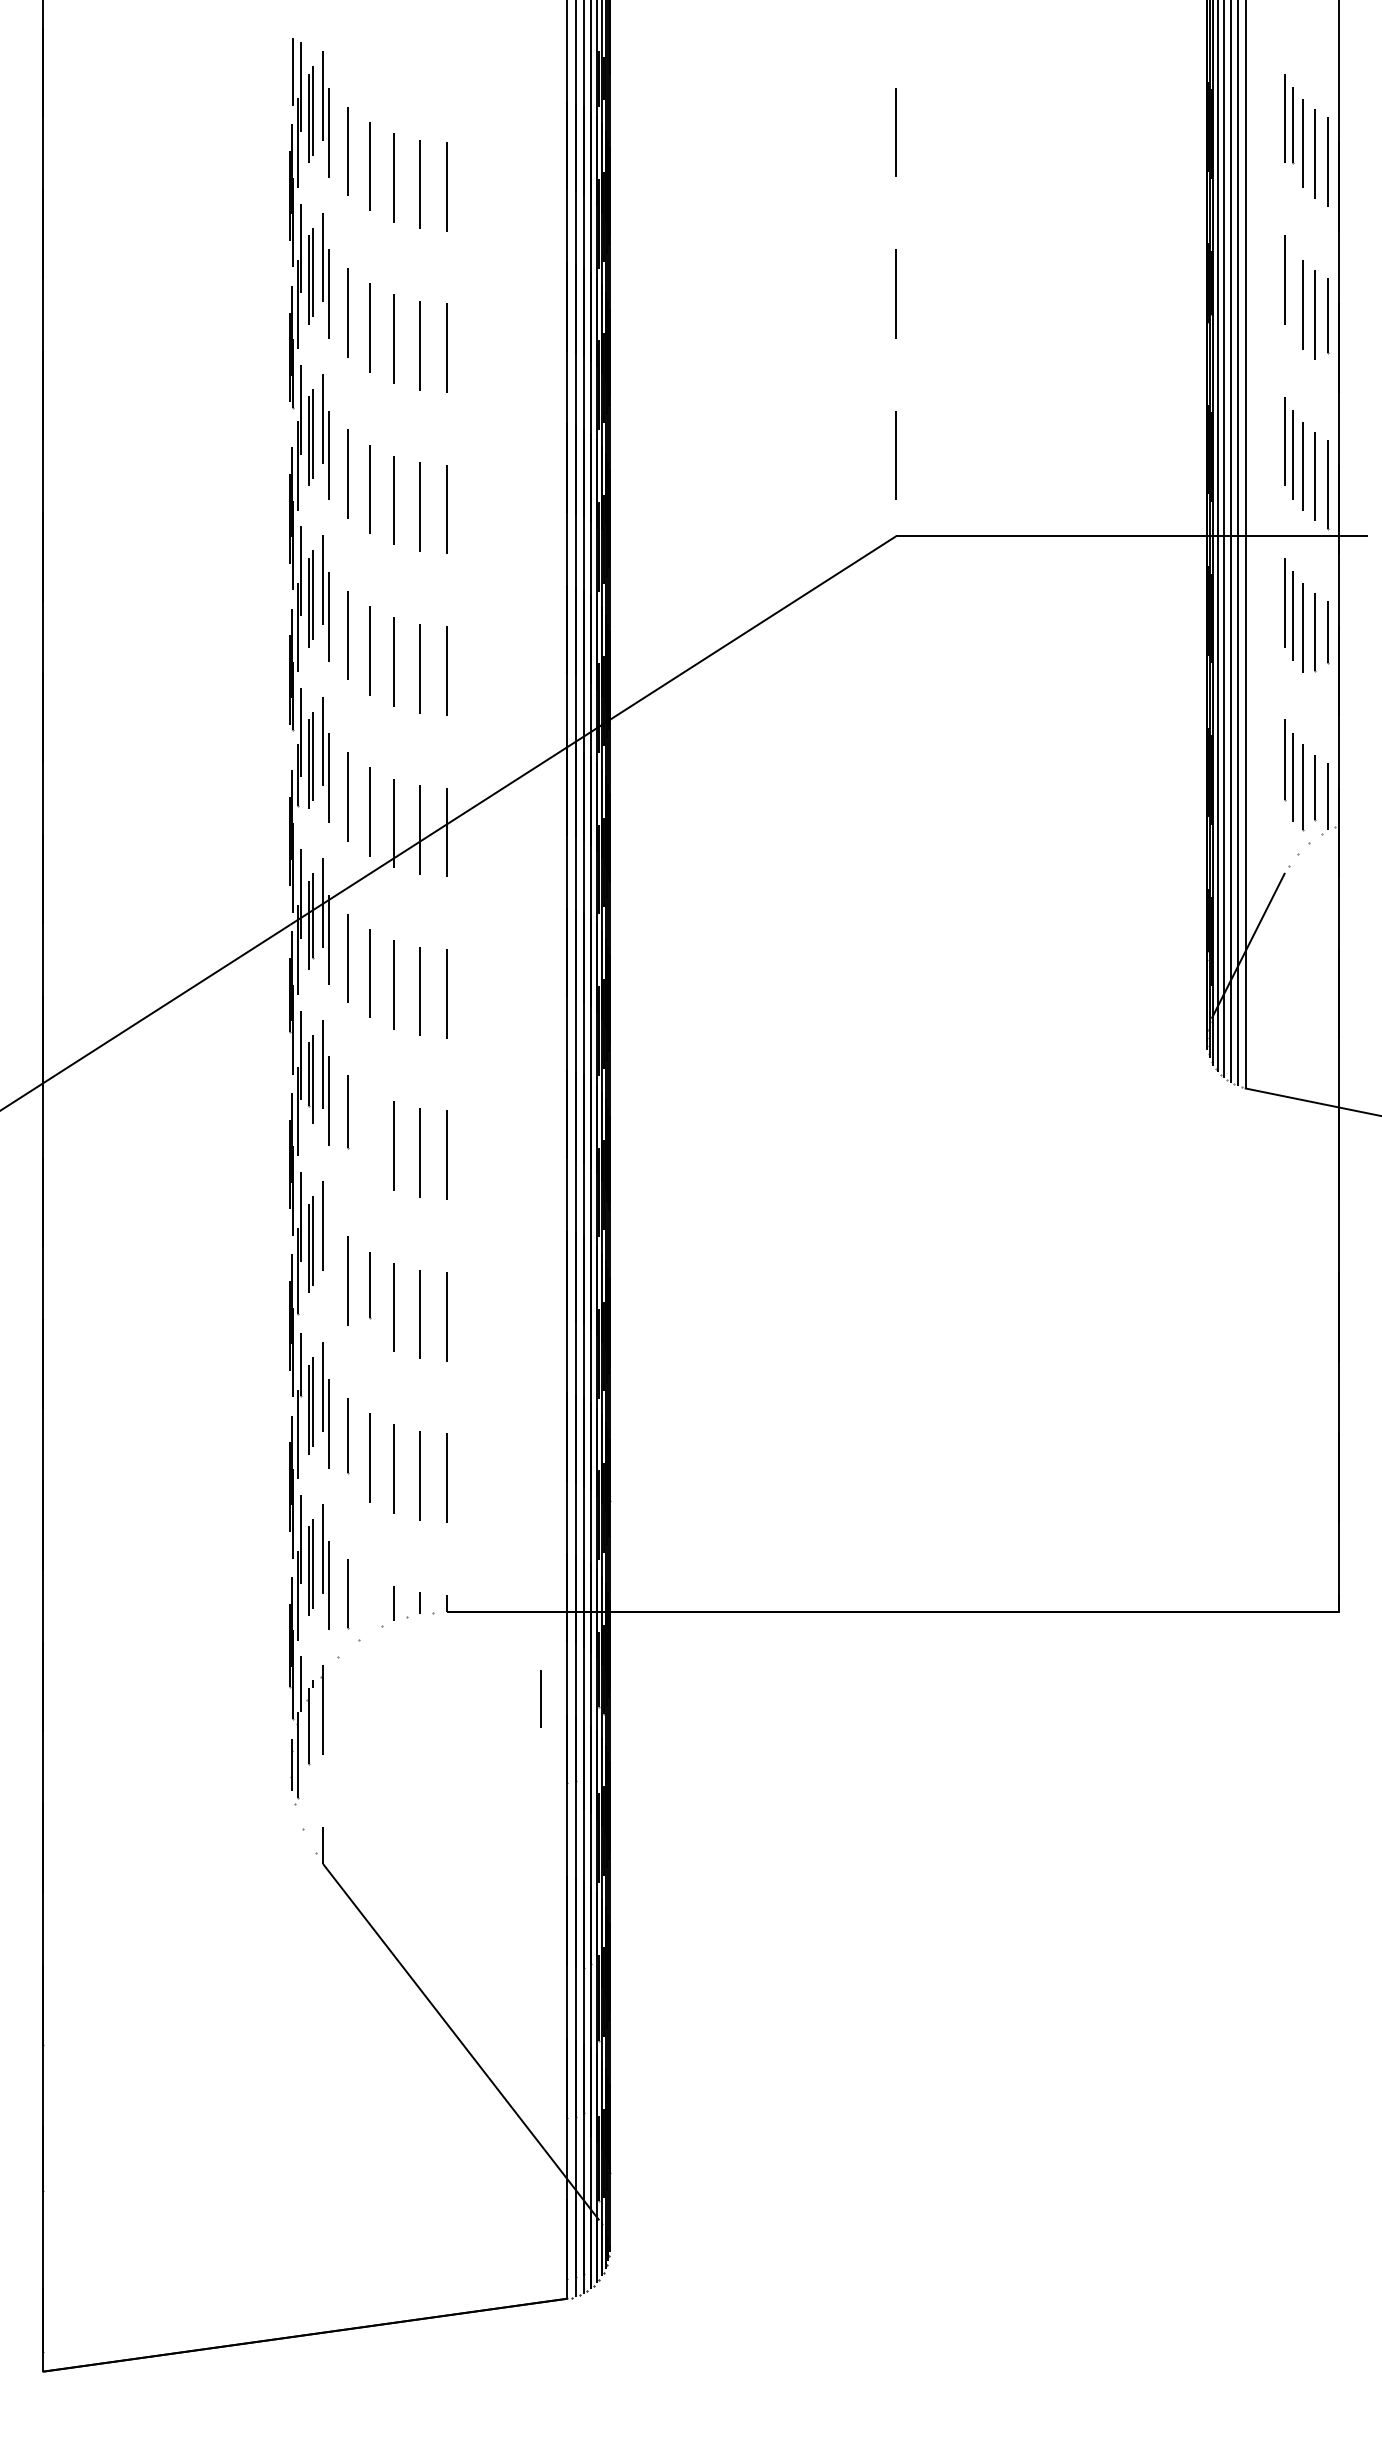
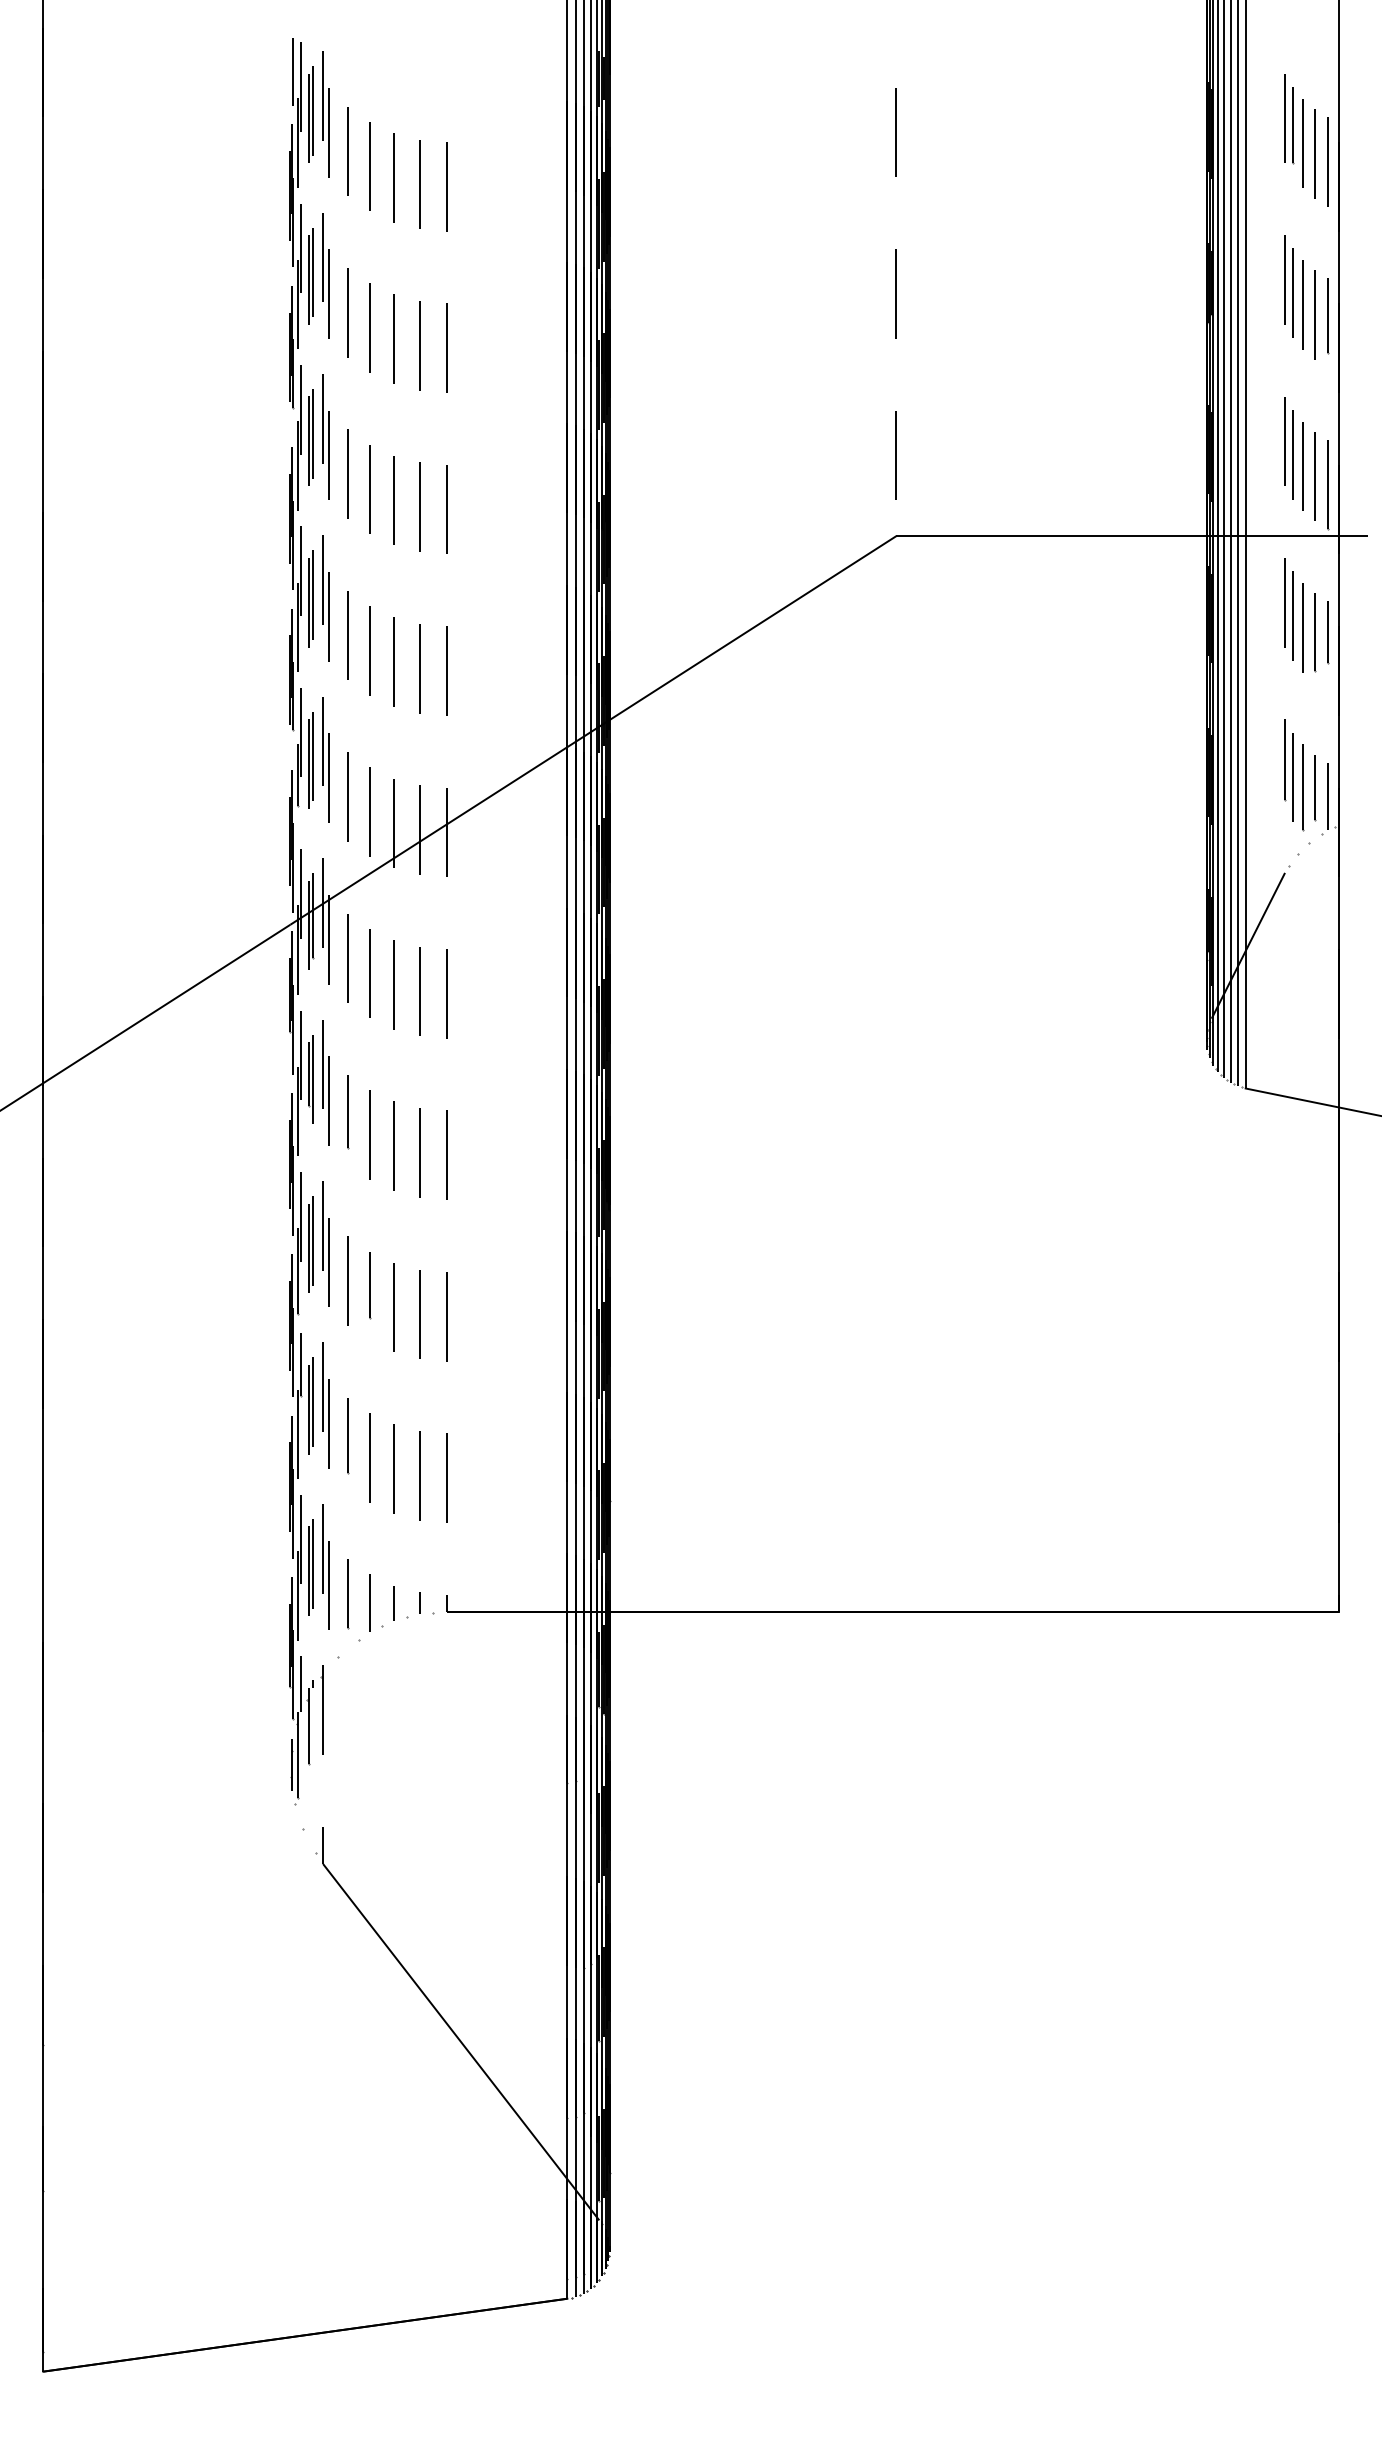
line: none -> present (1293, 293)
line: none -> present (369, 1134)
line: none -> present (328, 1262)
line position: (540, 1698) -> (369, 1602) (369, 1602)
